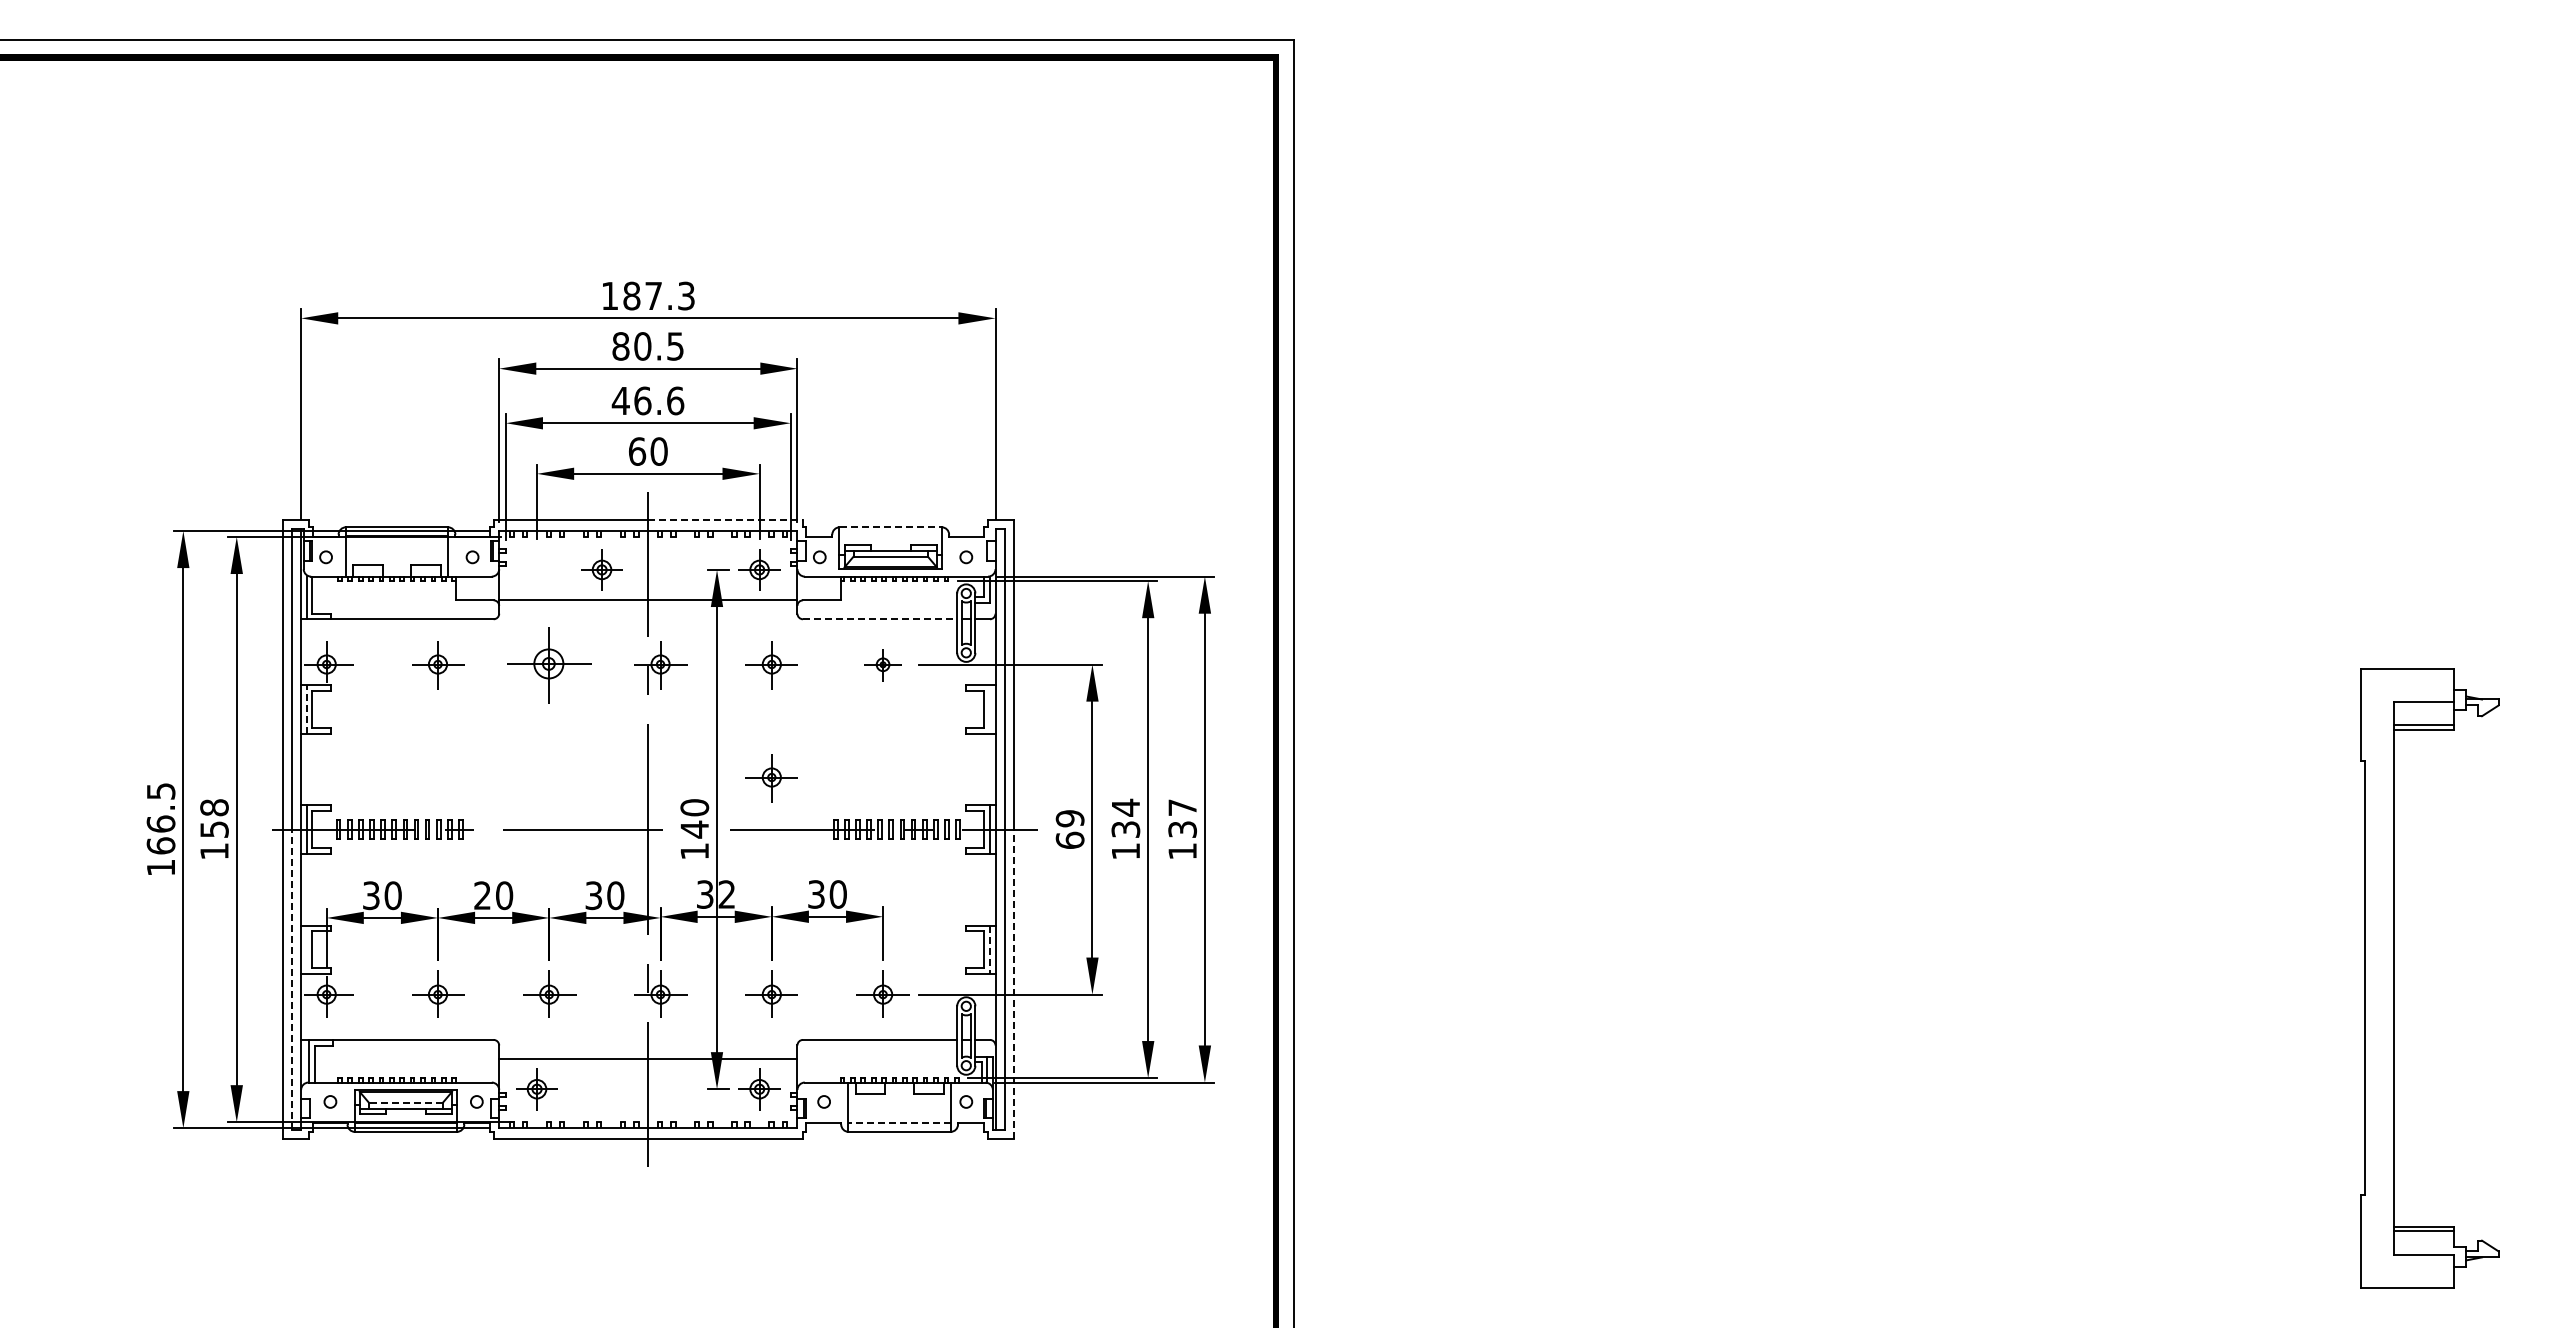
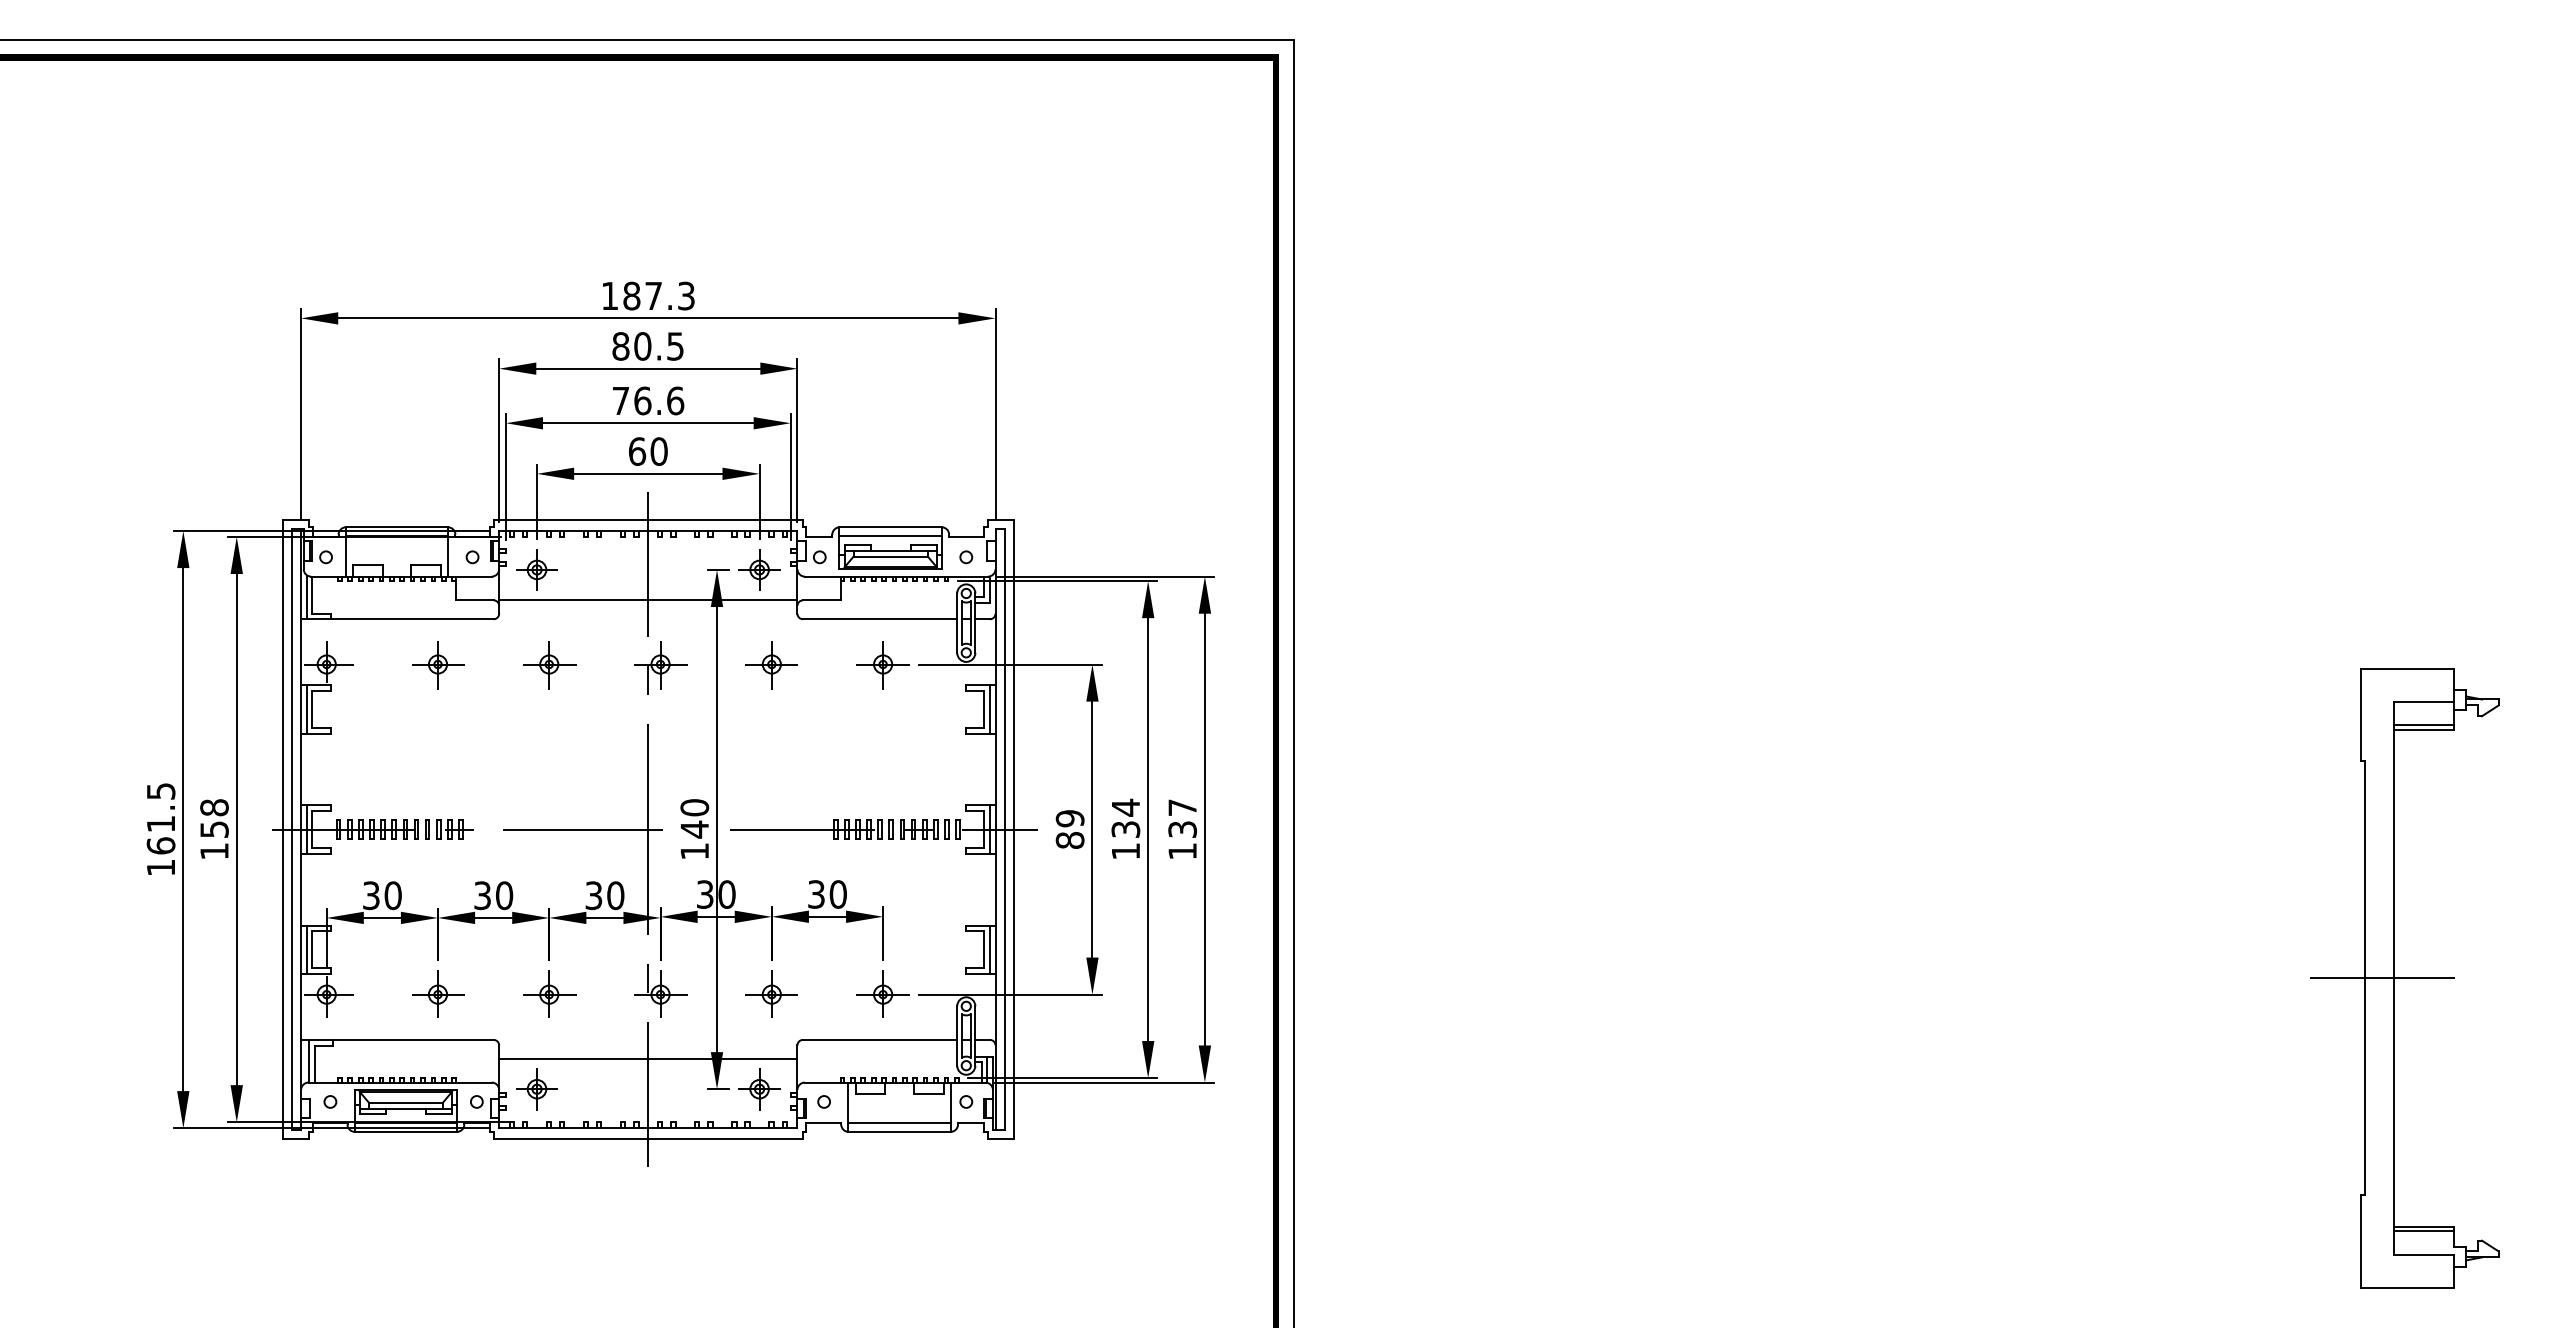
text: 46.6 -> 76.6 (620, 400)
line: dashed -> solid (725, 519)
line: dashed -> solid (891, 527)
line: none -> present (890, 535)
part position: (601, 569) -> (536, 569) (536, 569)
line: dashed -> solid (880, 619)
part size: 85x77 px -> 54x49 px (549, 665)
part size: 38x33 px -> 54x49 px (882, 665)
line: dashed -> solid (306, 708)
line: none -> present (989, 709)
part: present -> none (771, 778)
text: 166.5 -> 161.5 (160, 823)
text: 69 -> 89 (1069, 839)
text: 32 -> 30 (726, 894)
text: 20 -> 30 (482, 895)
line: none -> present (306, 949)
line: dashed -> solid (989, 950)
line: none -> present (2390, 978)
line: dashed -> solid (291, 979)
line: dashed -> solid (1013, 984)
line: dashed -> solid (405, 1102)
line: dashed -> solid (899, 1123)
